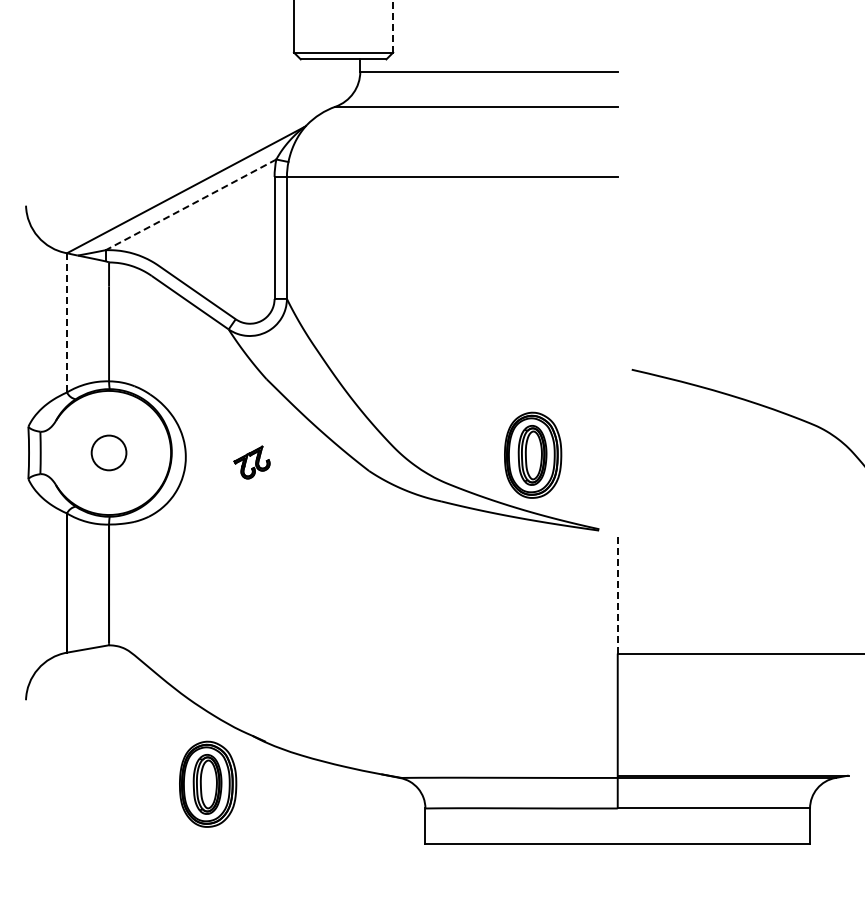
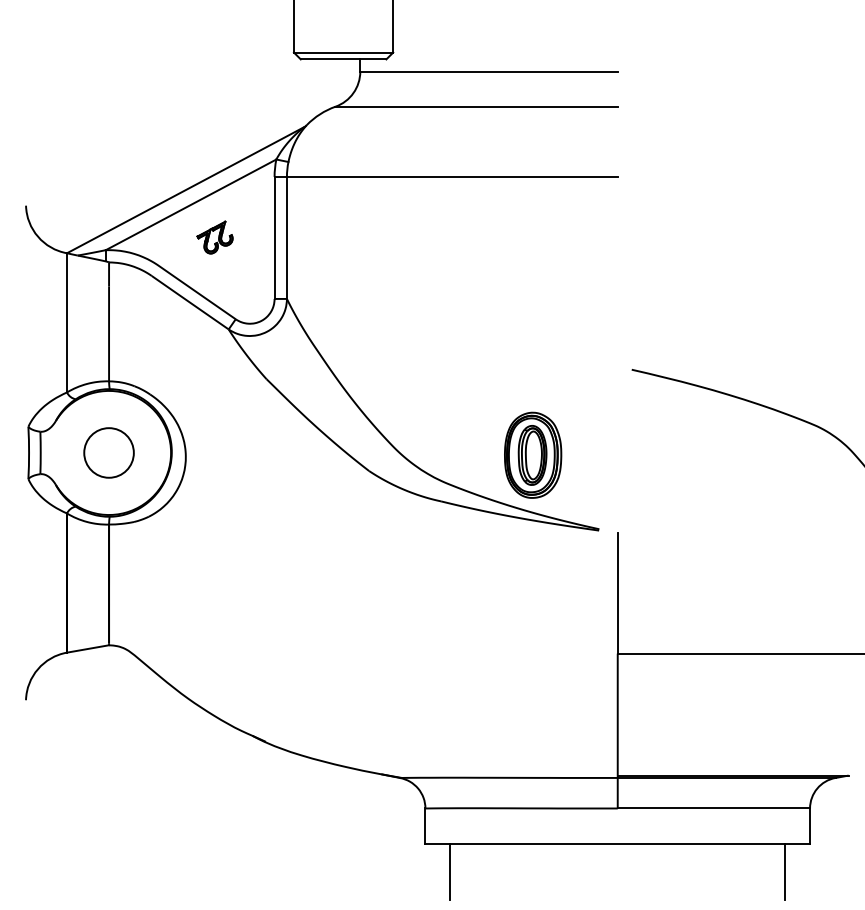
line: dashed -> solid (393, 25)
line: dashed -> solid (191, 204)
line: dashed -> solid (67, 322)
circle diameter: 35 px -> 50 px (108, 452)
part position: (251, 462) -> (214, 237) (214, 237)
line: dashed -> solid (617, 592)
part: present -> none (208, 783)
line: none -> present (450, 871)
line: none -> present (785, 871)
